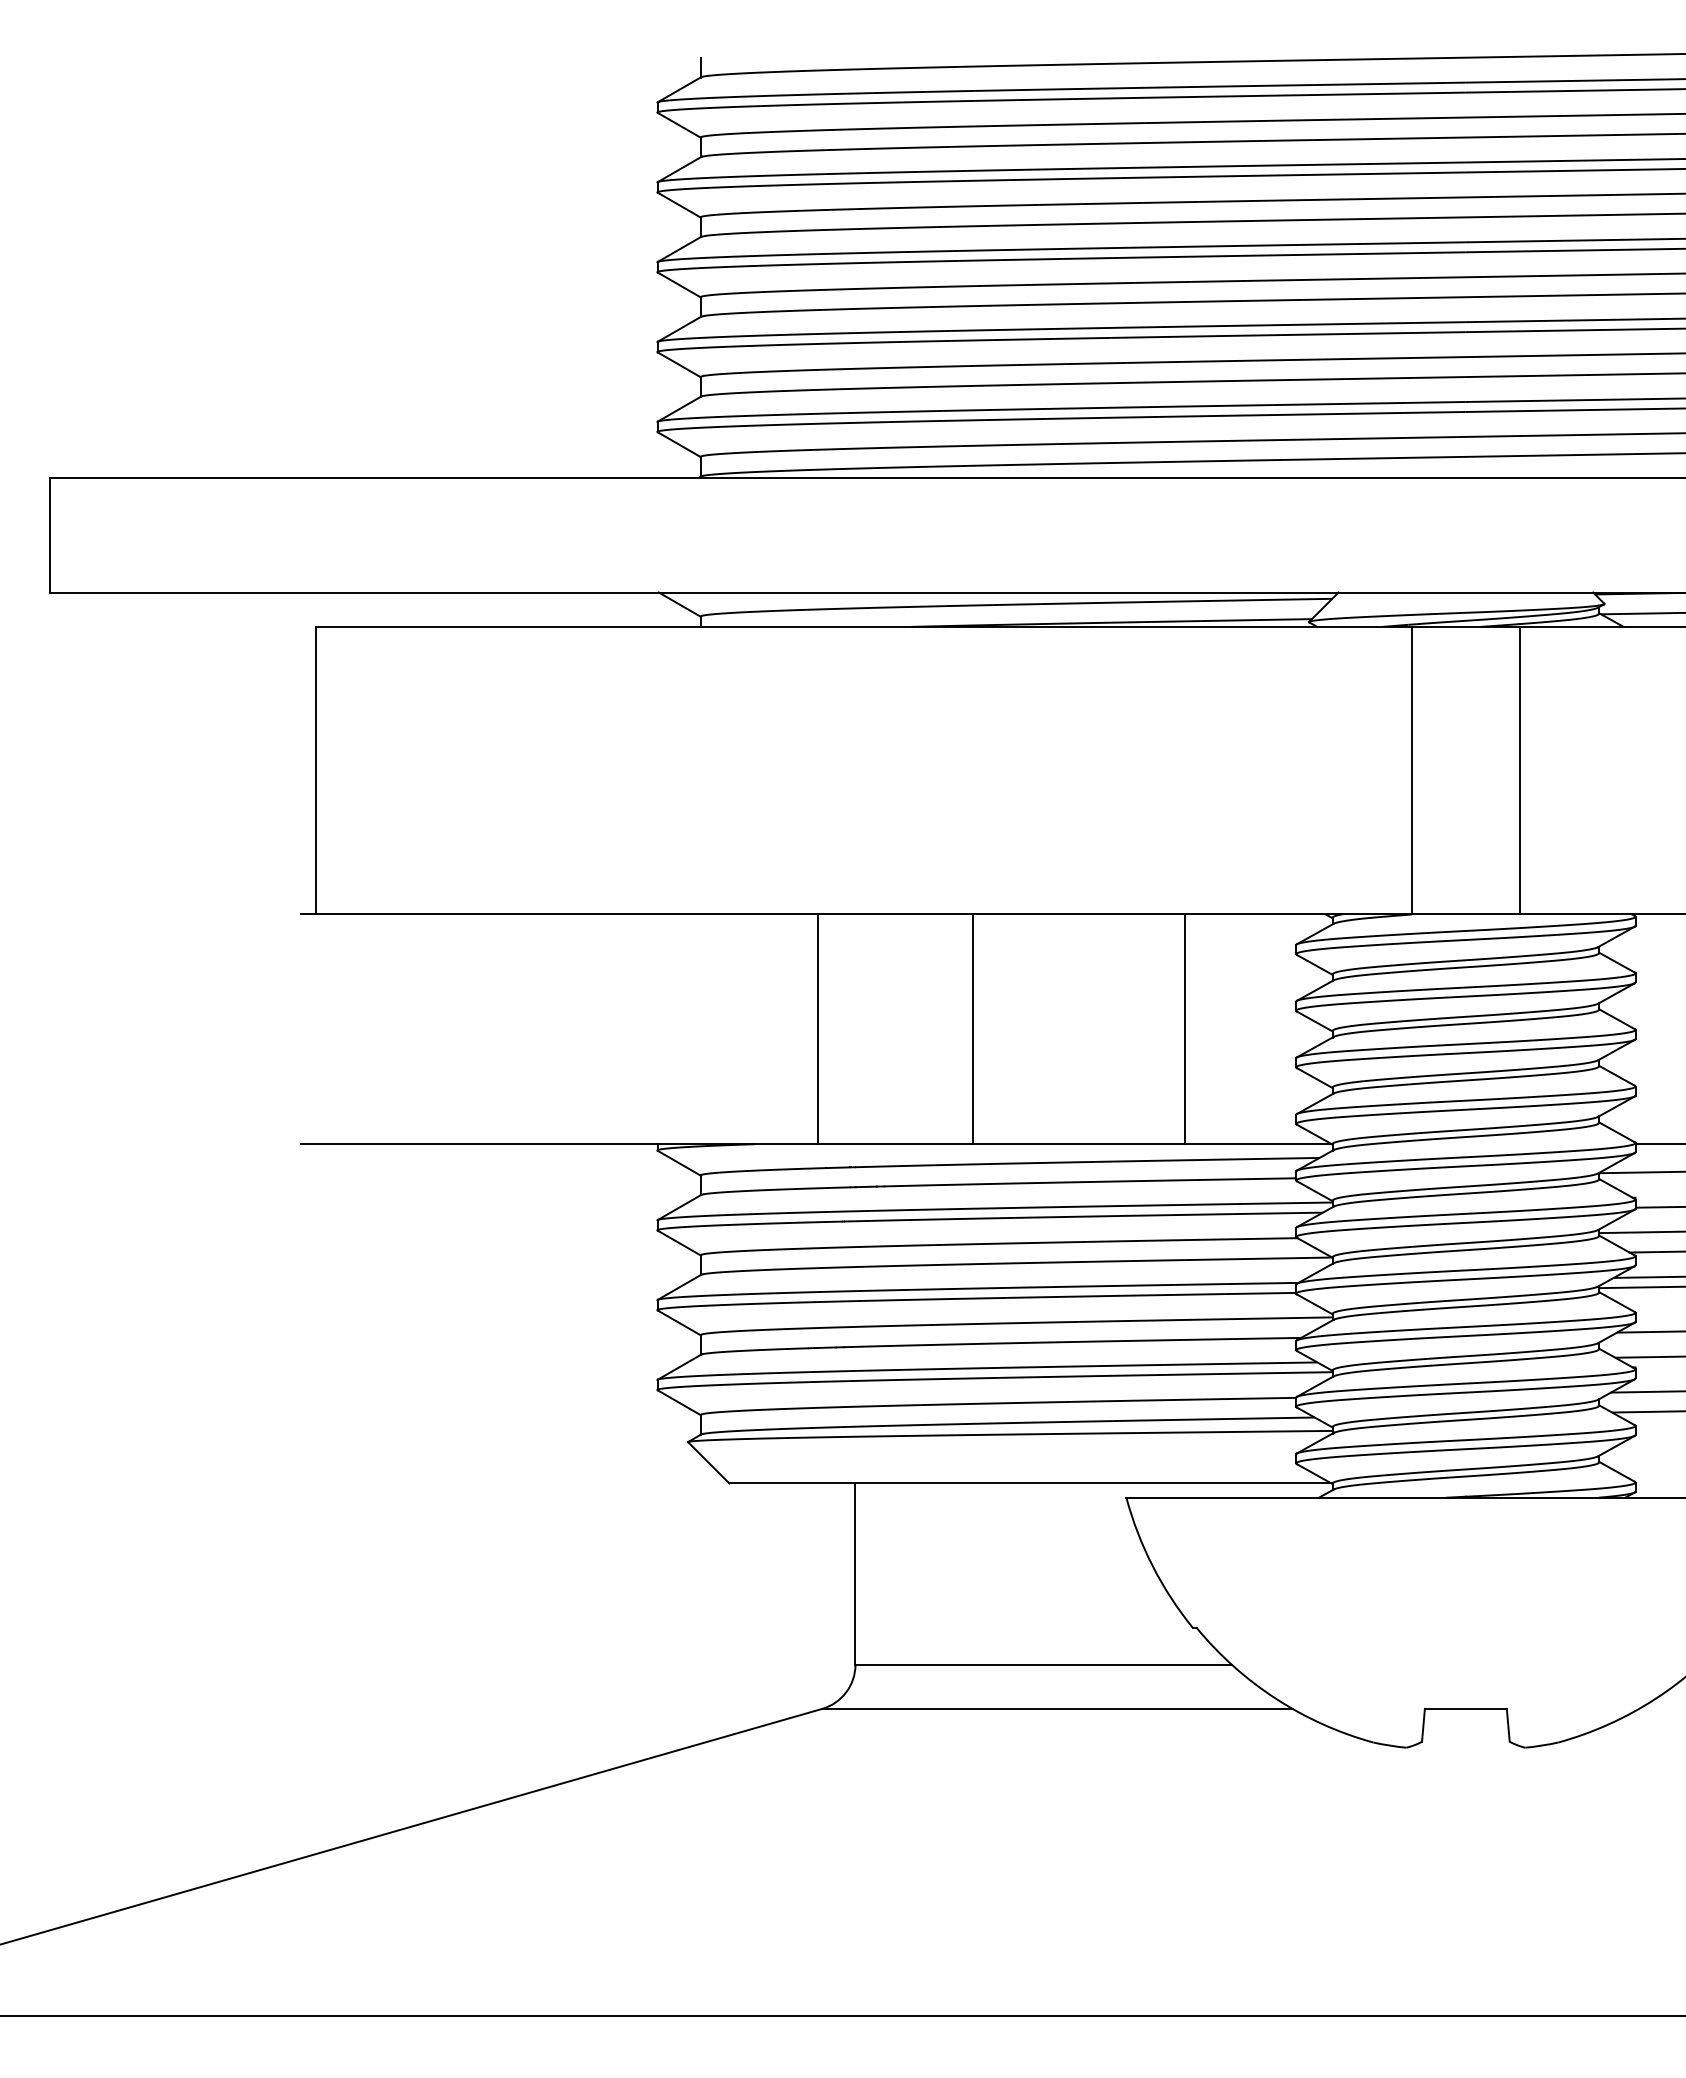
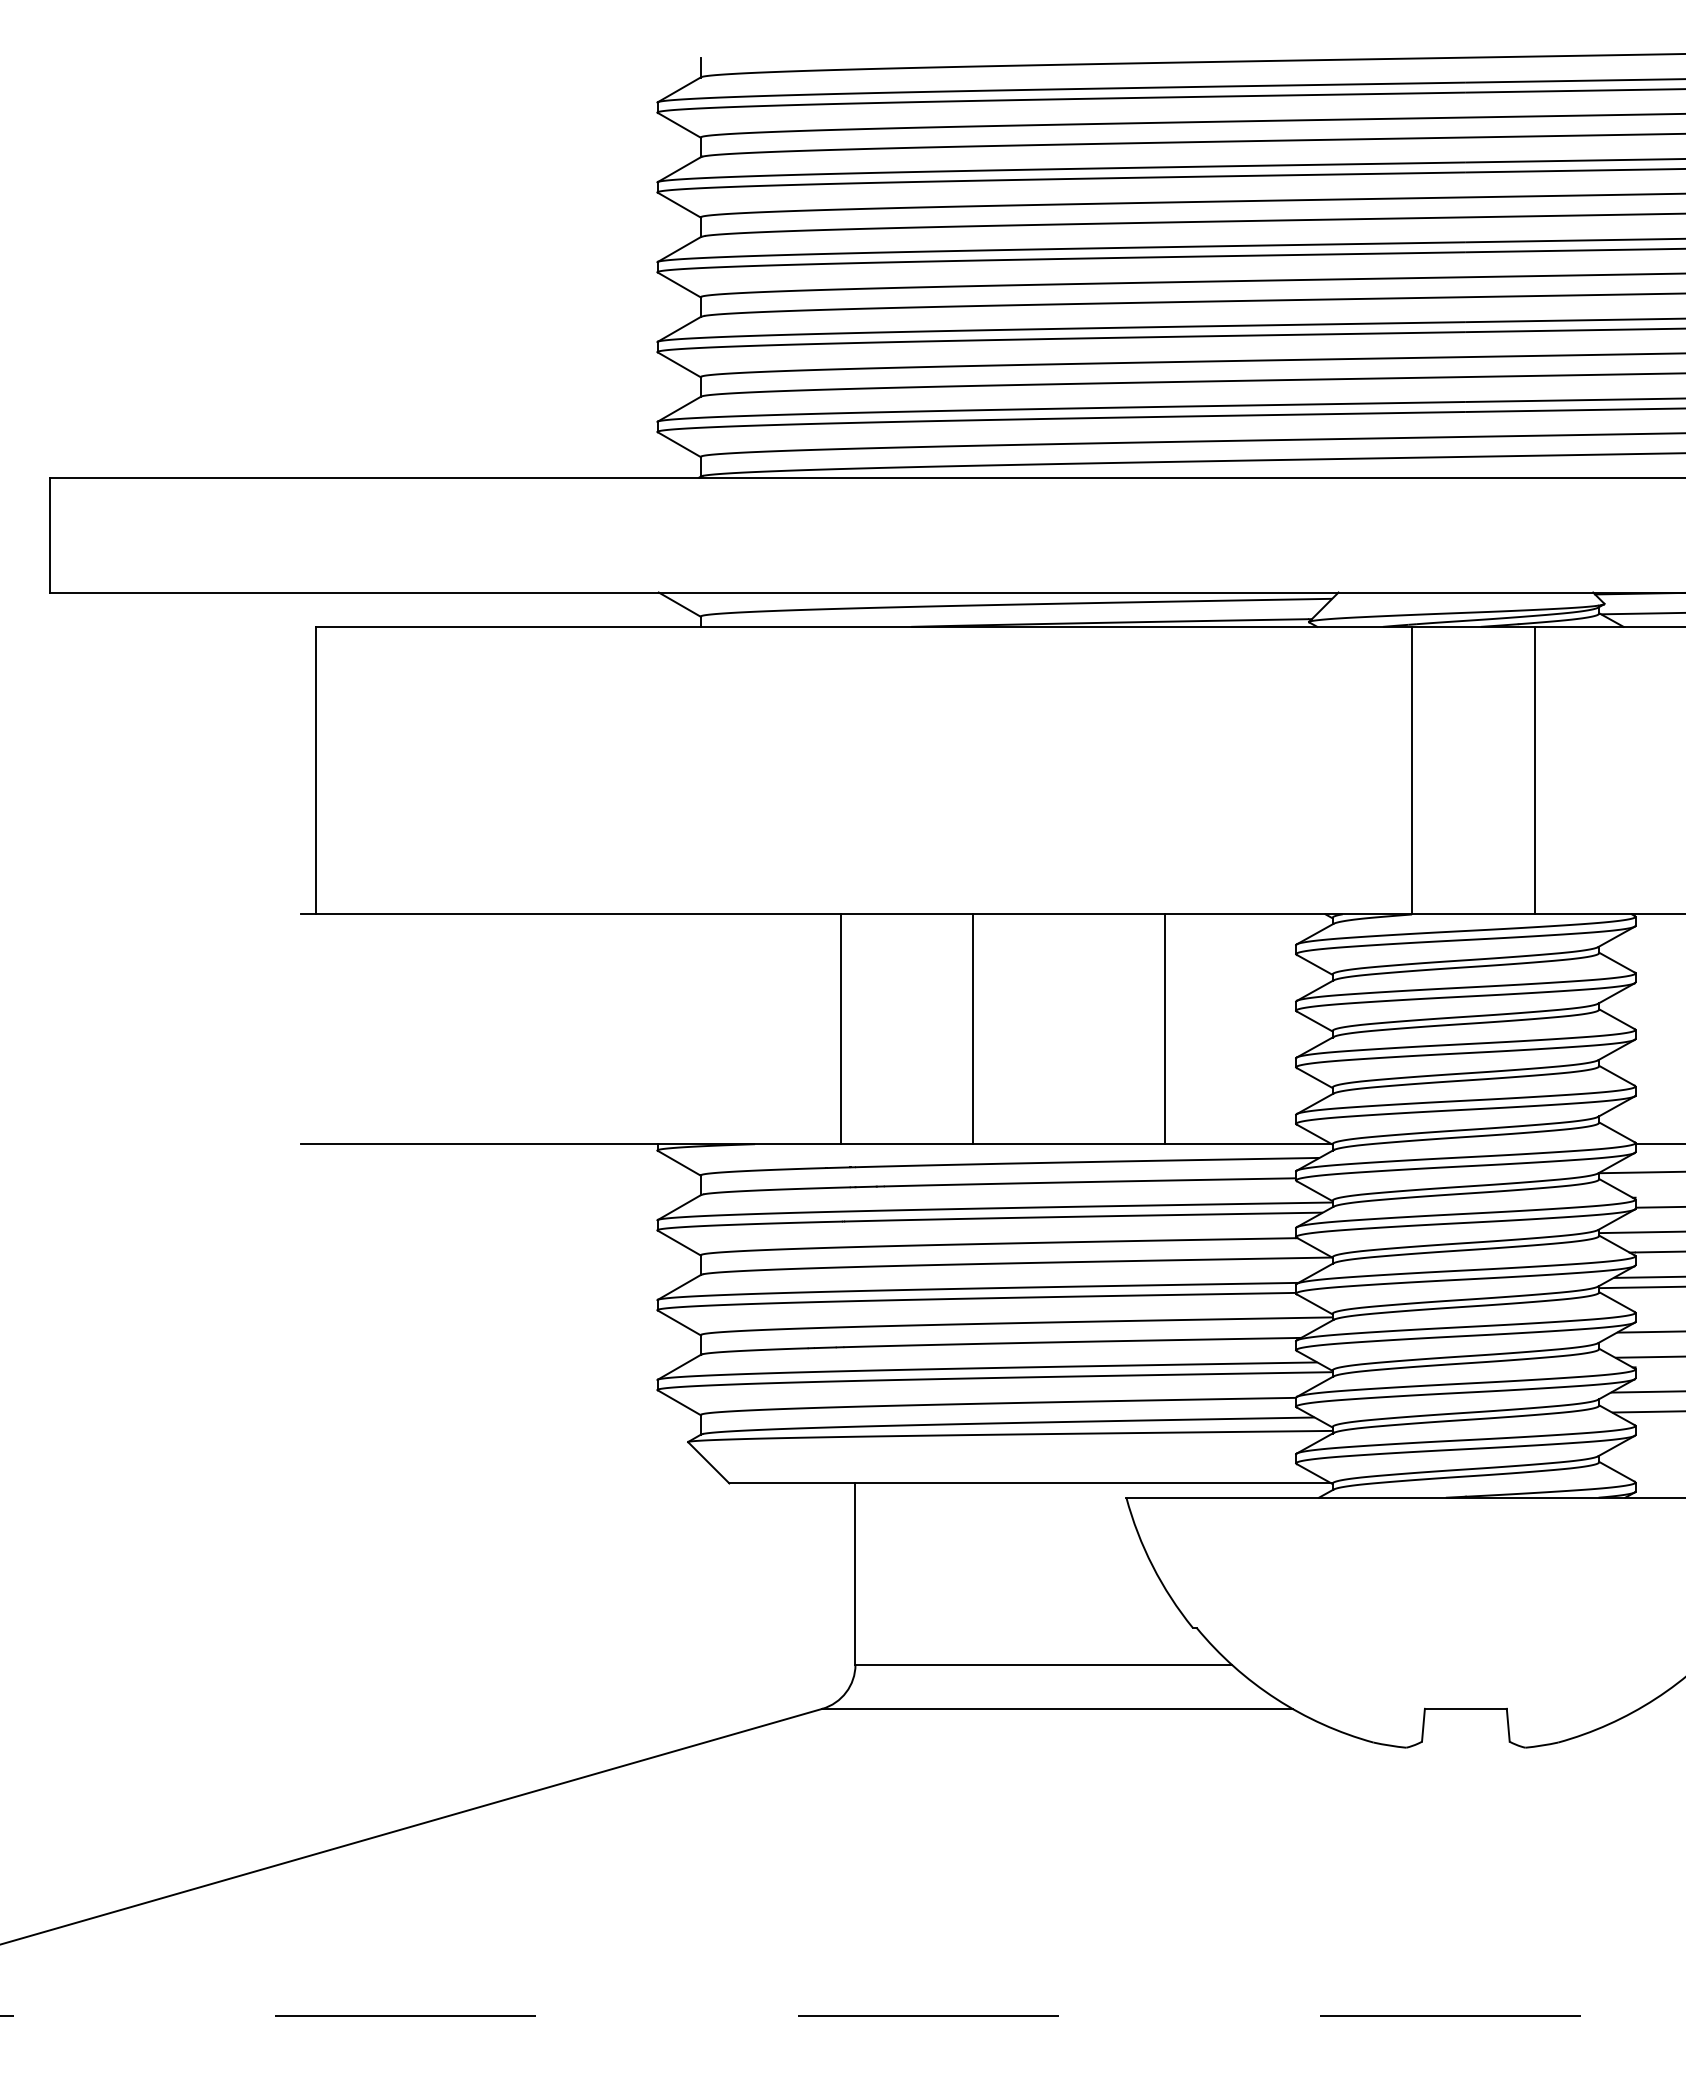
line position: (1519, 770) -> (1534, 770) (1534, 770)
line position: (817, 1029) -> (840, 1029) (840, 1029)
line position: (1185, 1029) -> (1165, 1029) (1165, 1029)
line: solid -> dashed (843, 2015)
